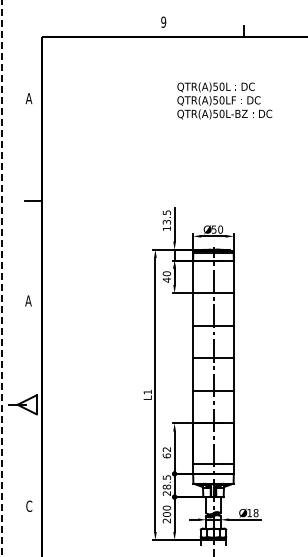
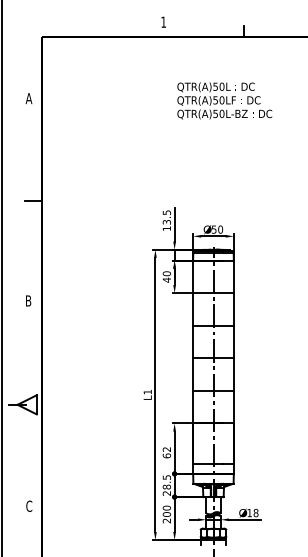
text: 9 -> 1 (163, 21)
line: dashed -> solid (2, 278)
text: A -> B (28, 300)
